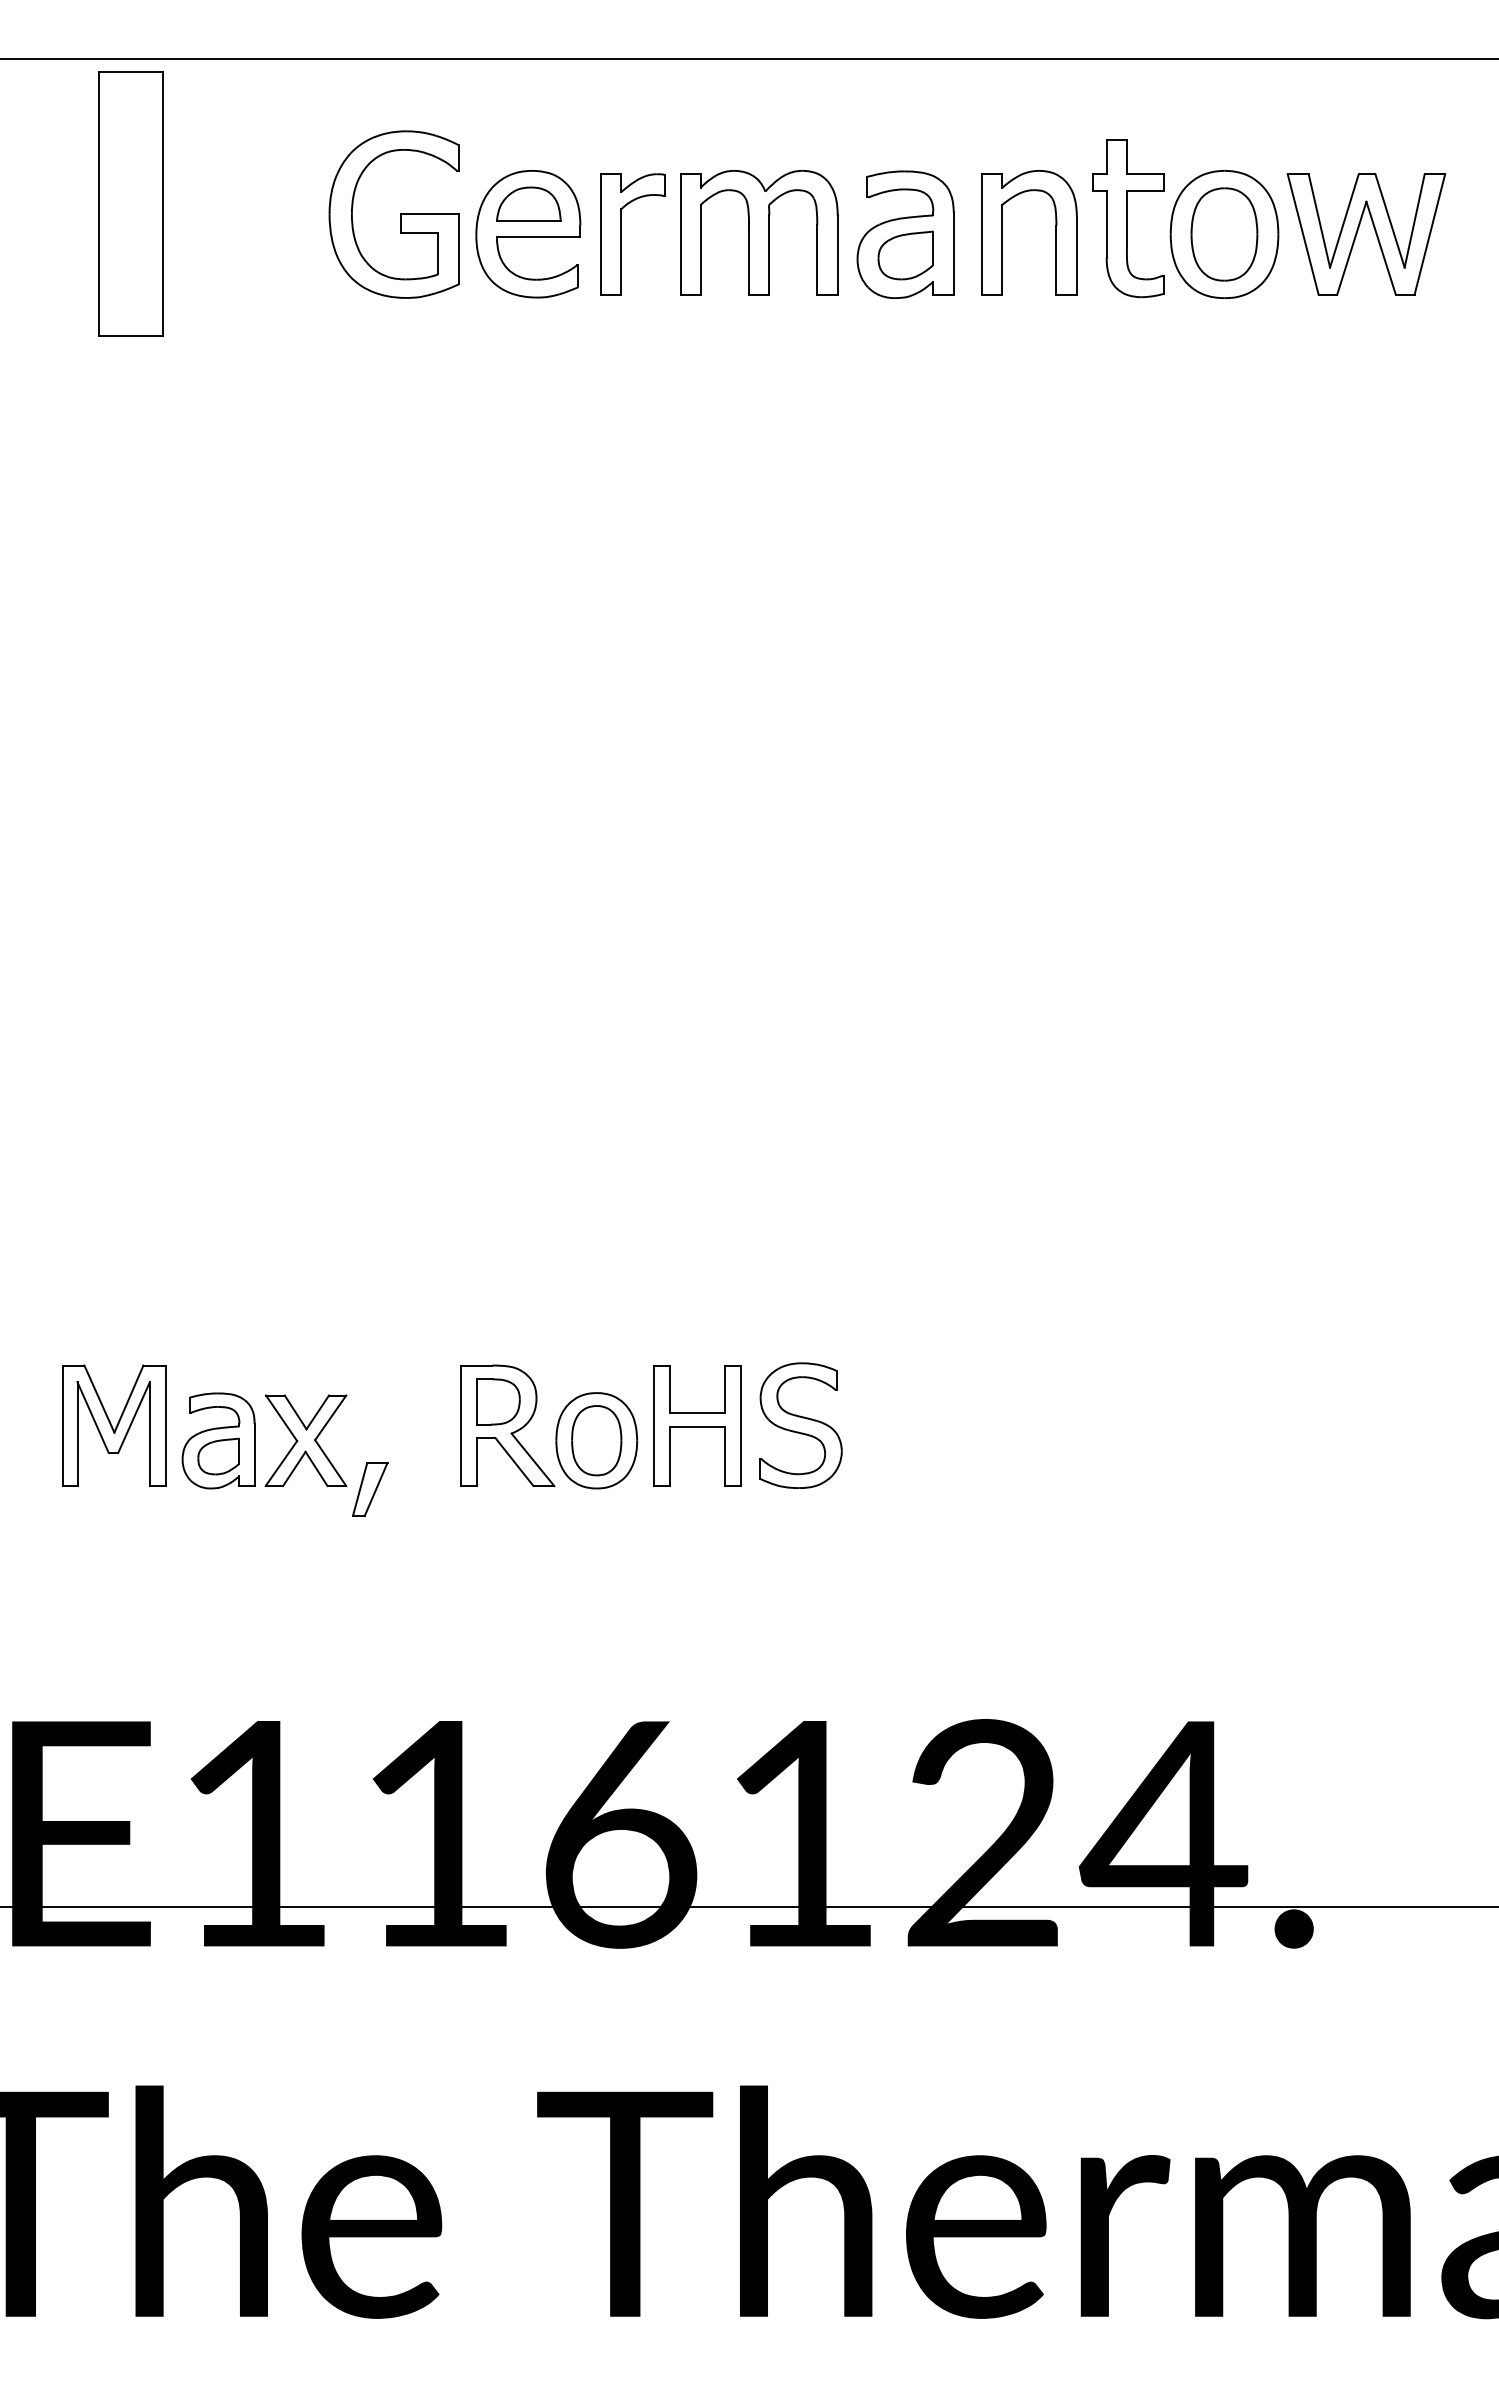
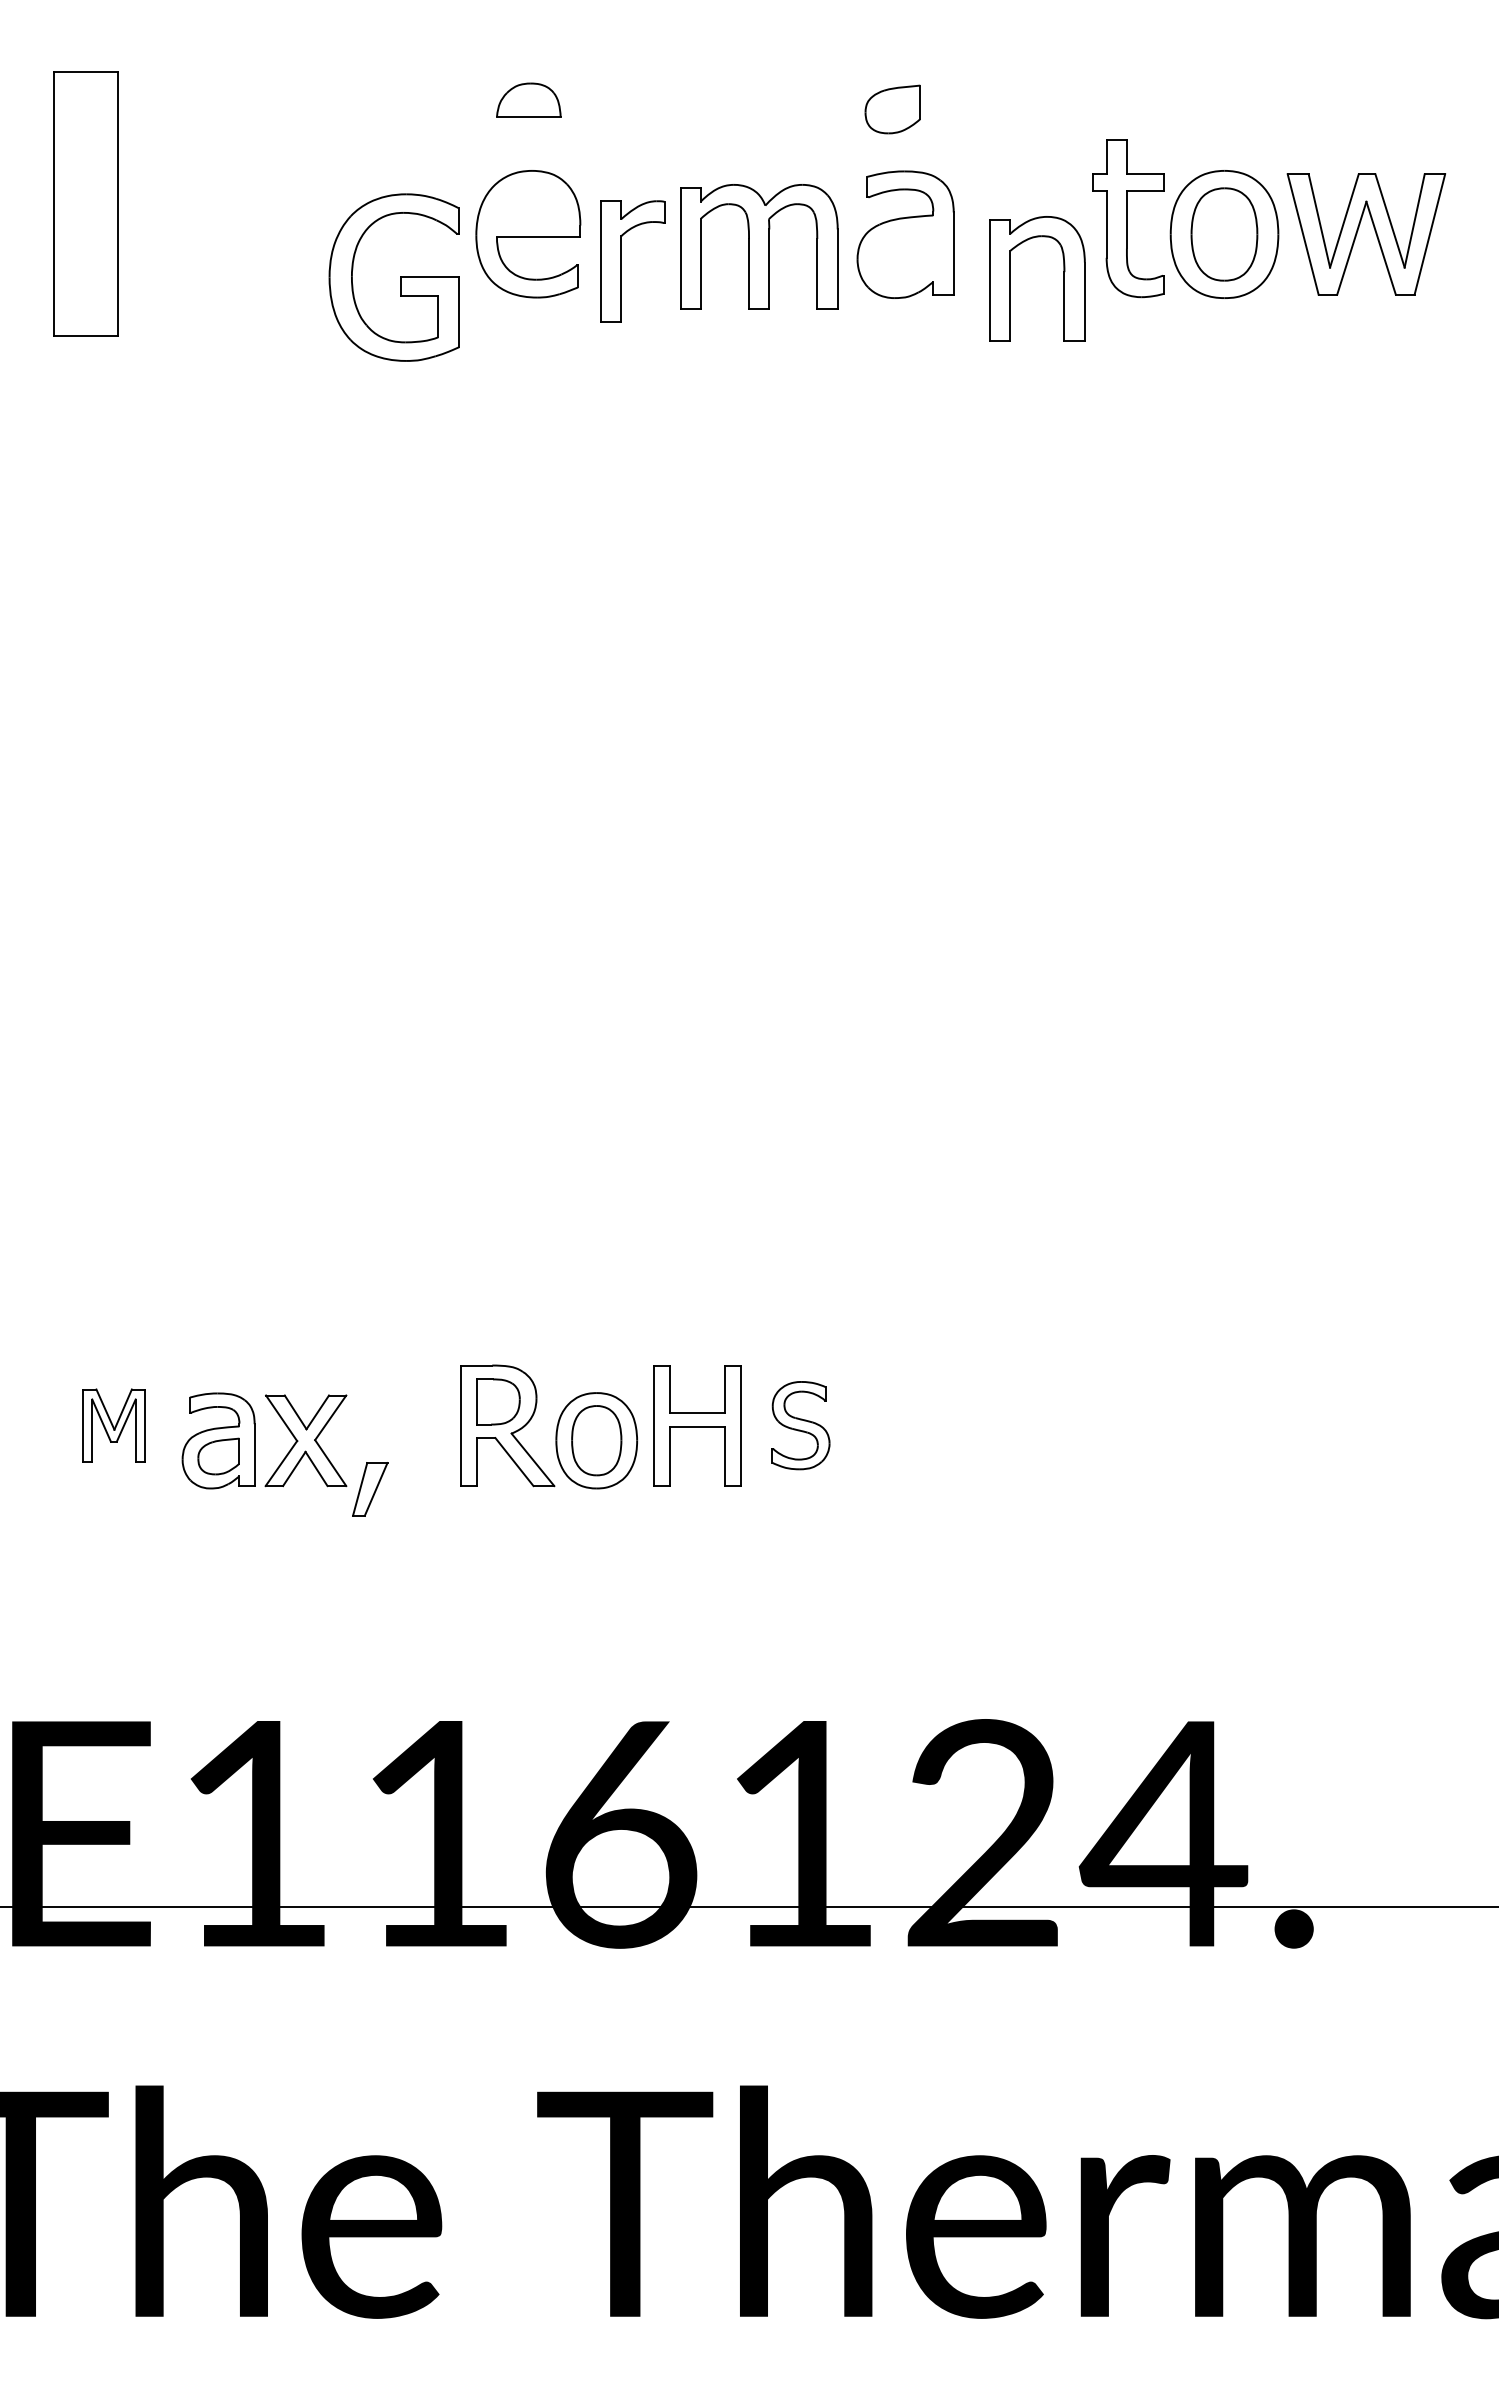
line: present -> none (748, 59)
part position: (130, 203) -> (85, 203) (85, 203)
part position: (528, 203) -> (528, 99) (528, 99)
part position: (400, 214) -> (400, 277) (400, 277)
part position: (759, 232) -> (759, 246) (759, 246)
part position: (1055, 232) -> (1063, 278) (1063, 278)
part position: (621, 234) -> (621, 261) (621, 261)
part position: (905, 255) -> (892, 109) (892, 109)
part size: 105x123 px -> 64x75 px (113, 1425)
part size: 84x127 px -> 60x90 px (800, 1425)
